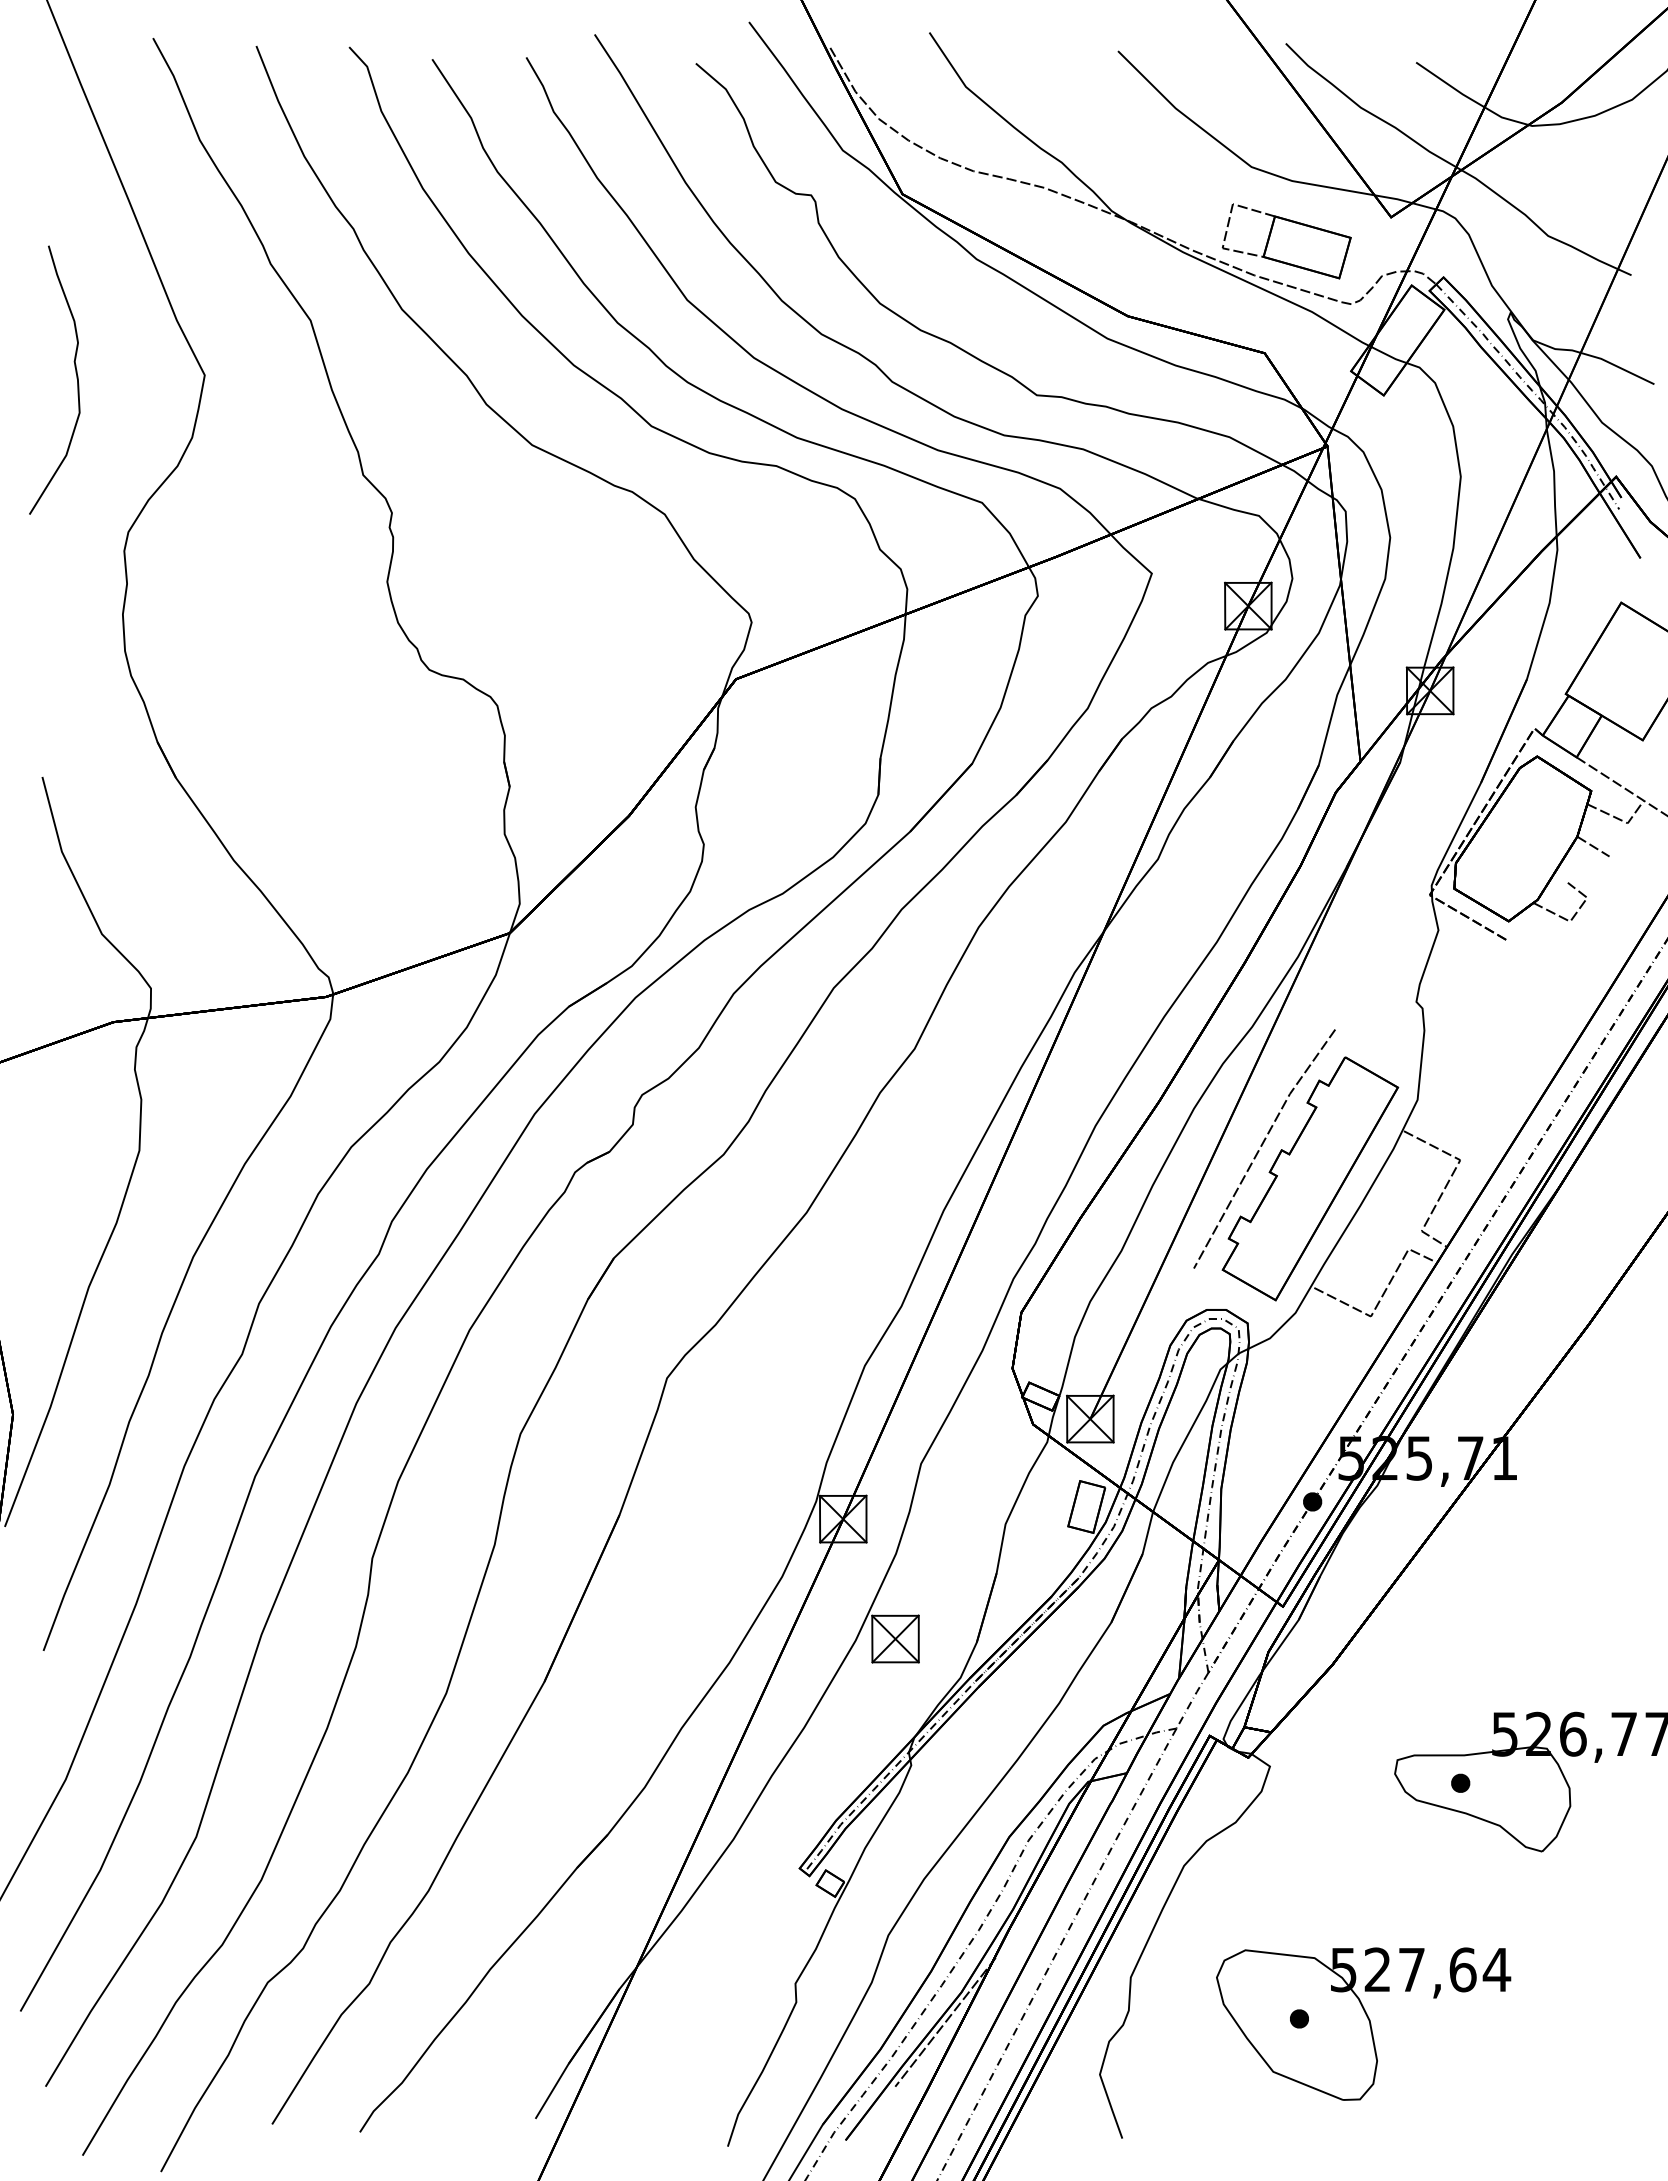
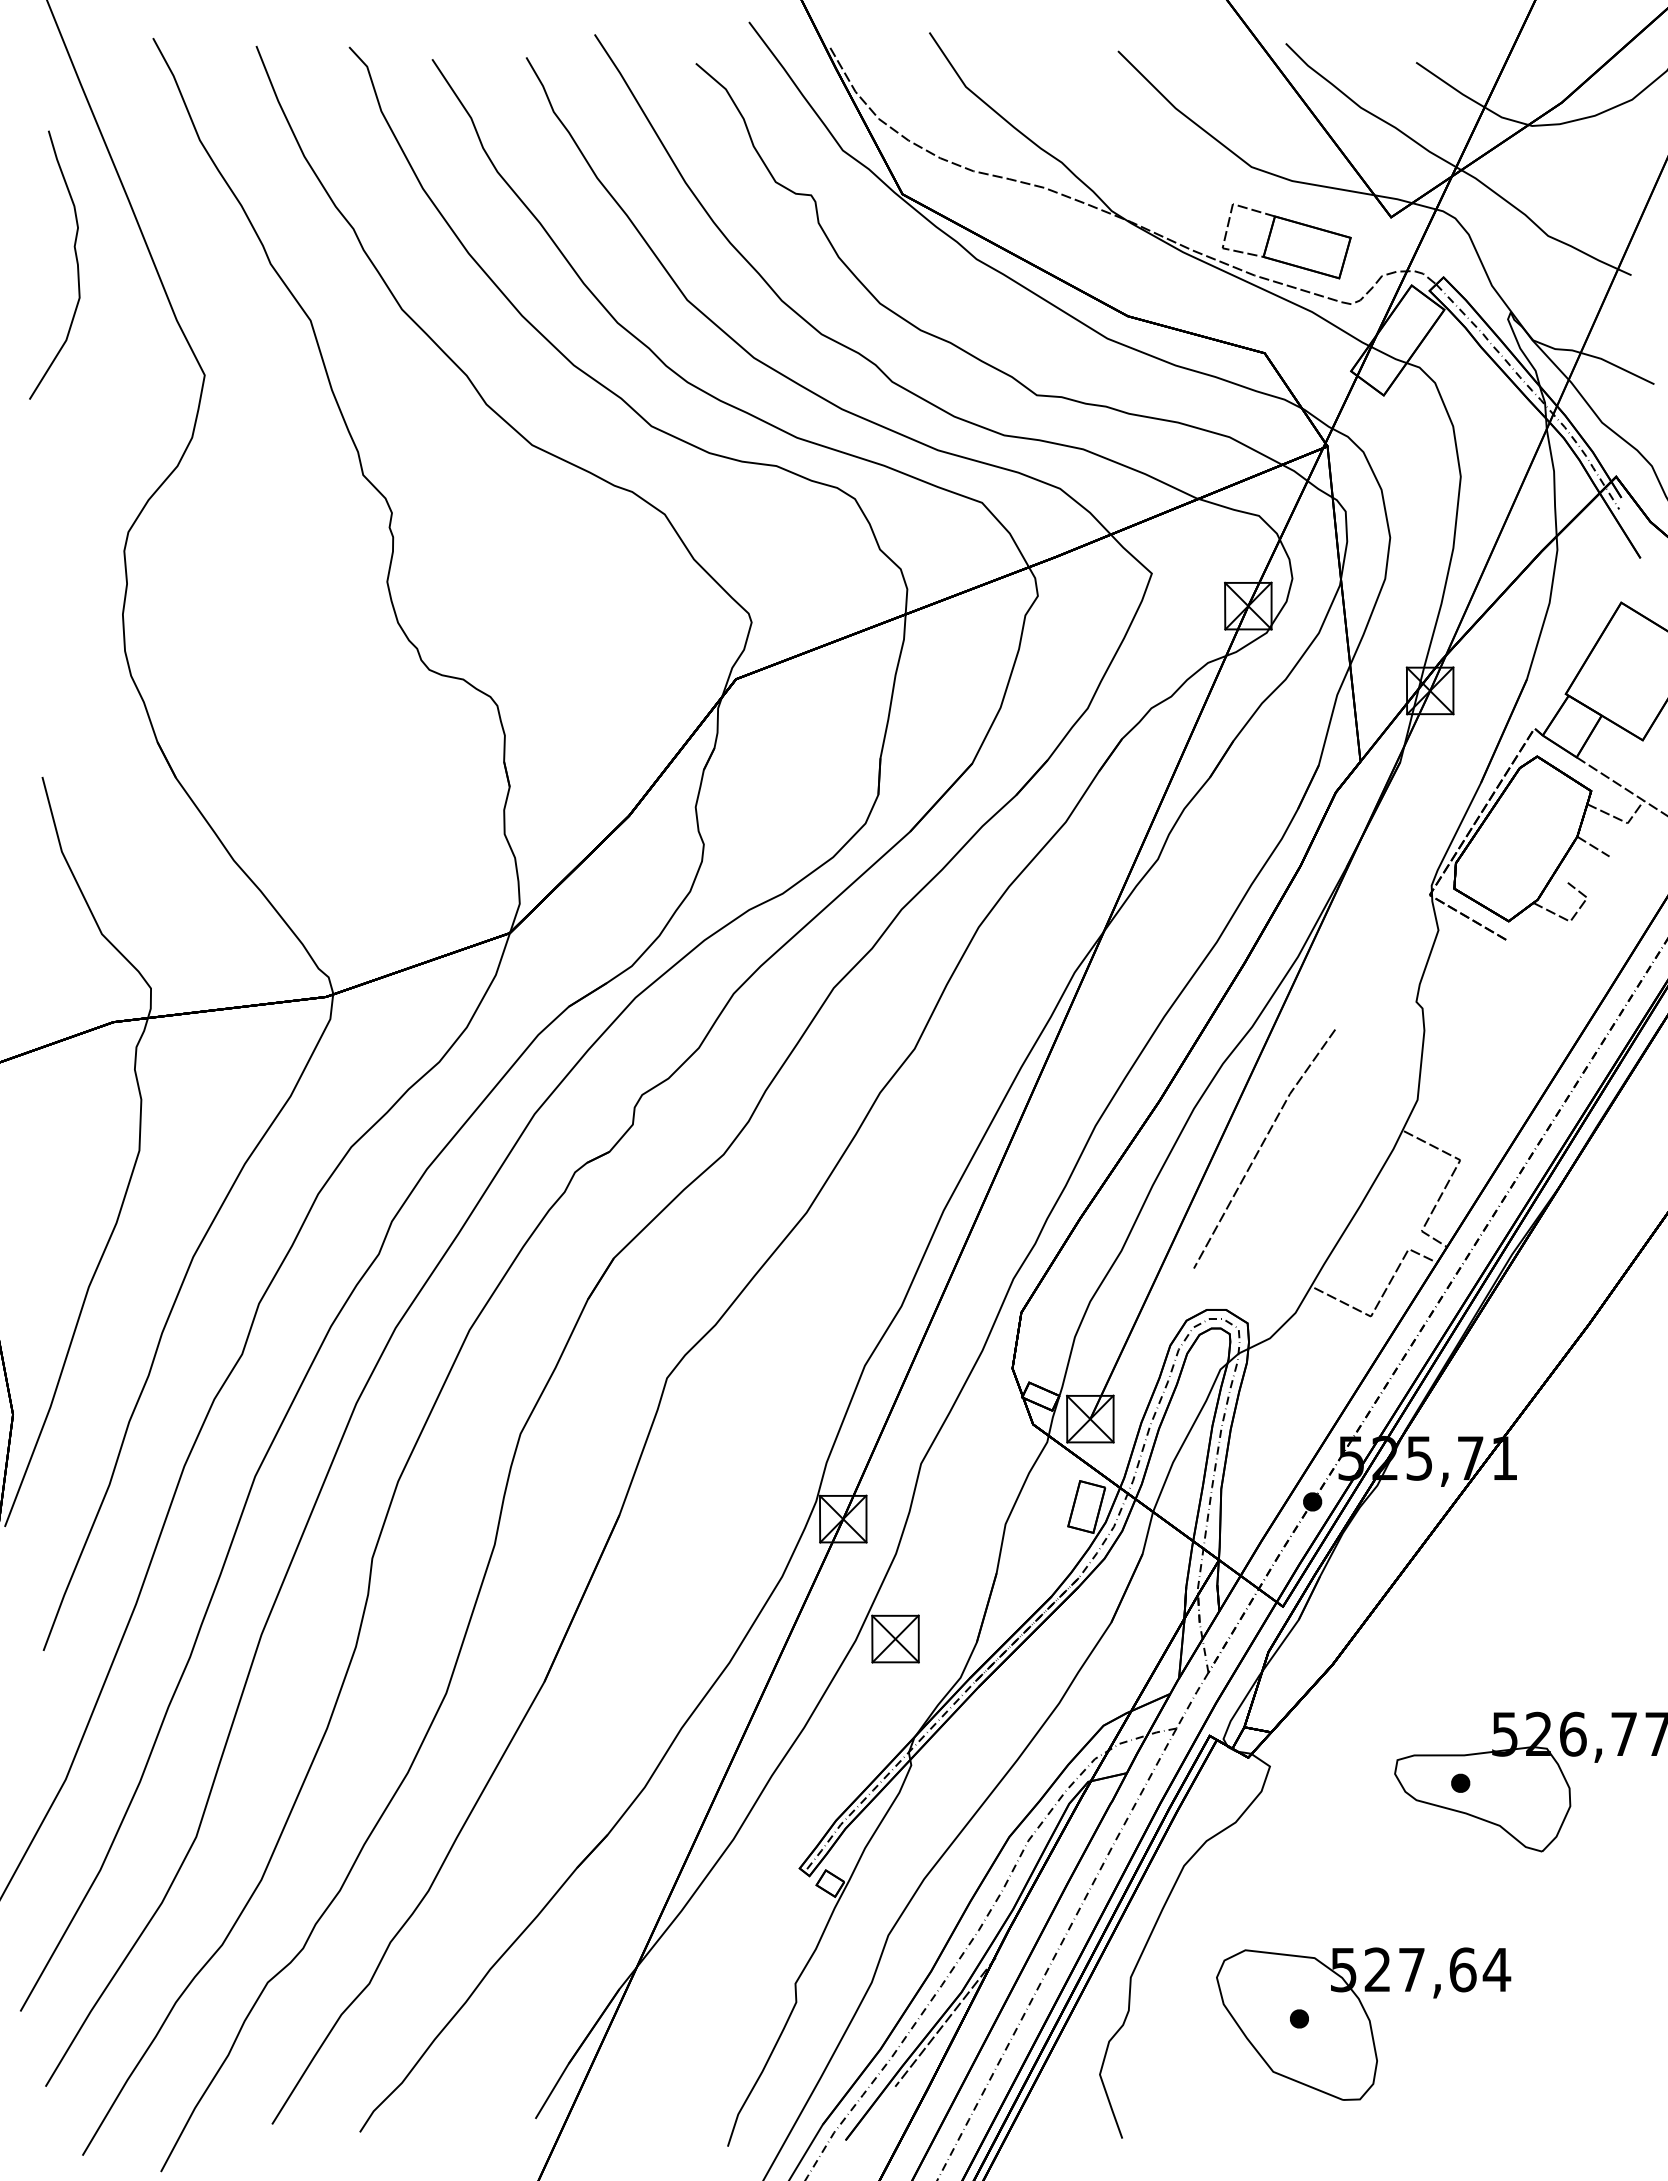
curve position: (75, 373) -> (75, 258) (75, 258)
part: present -> none (1310, 1178)
